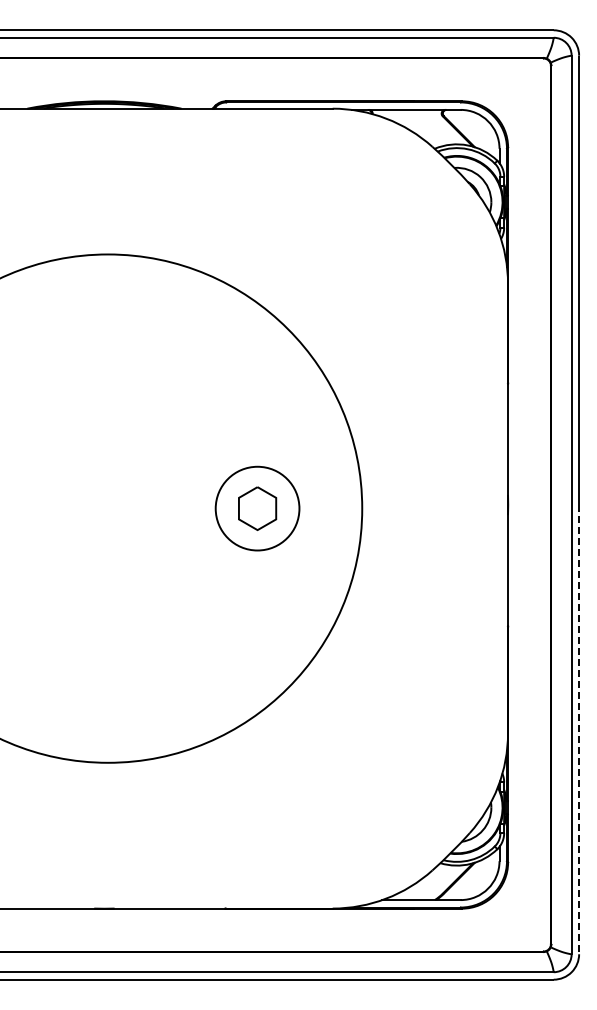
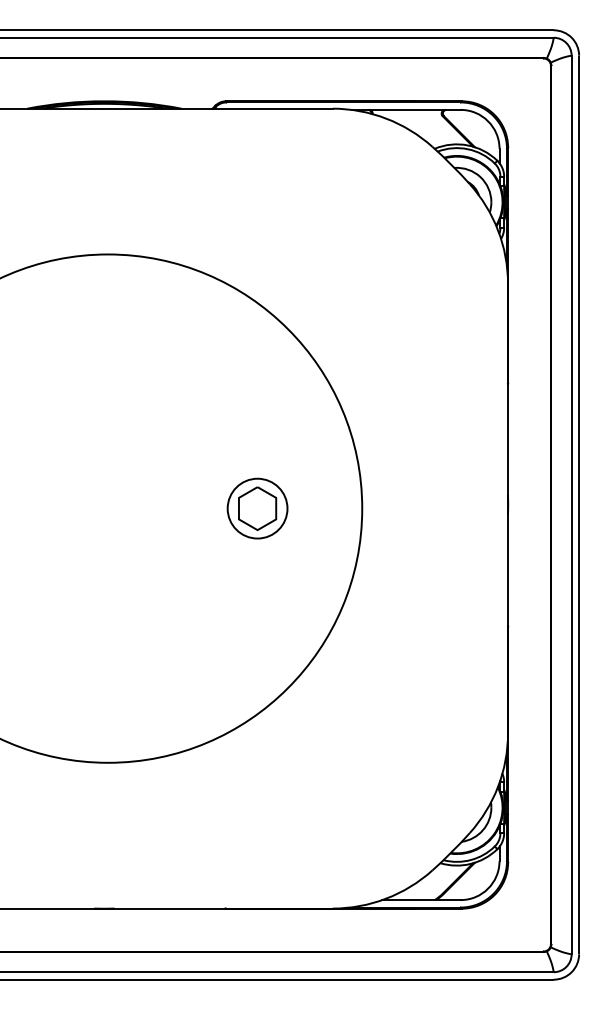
circle diameter: 84 px -> 60 px (257, 508)
line: dashed -> solid (579, 729)
